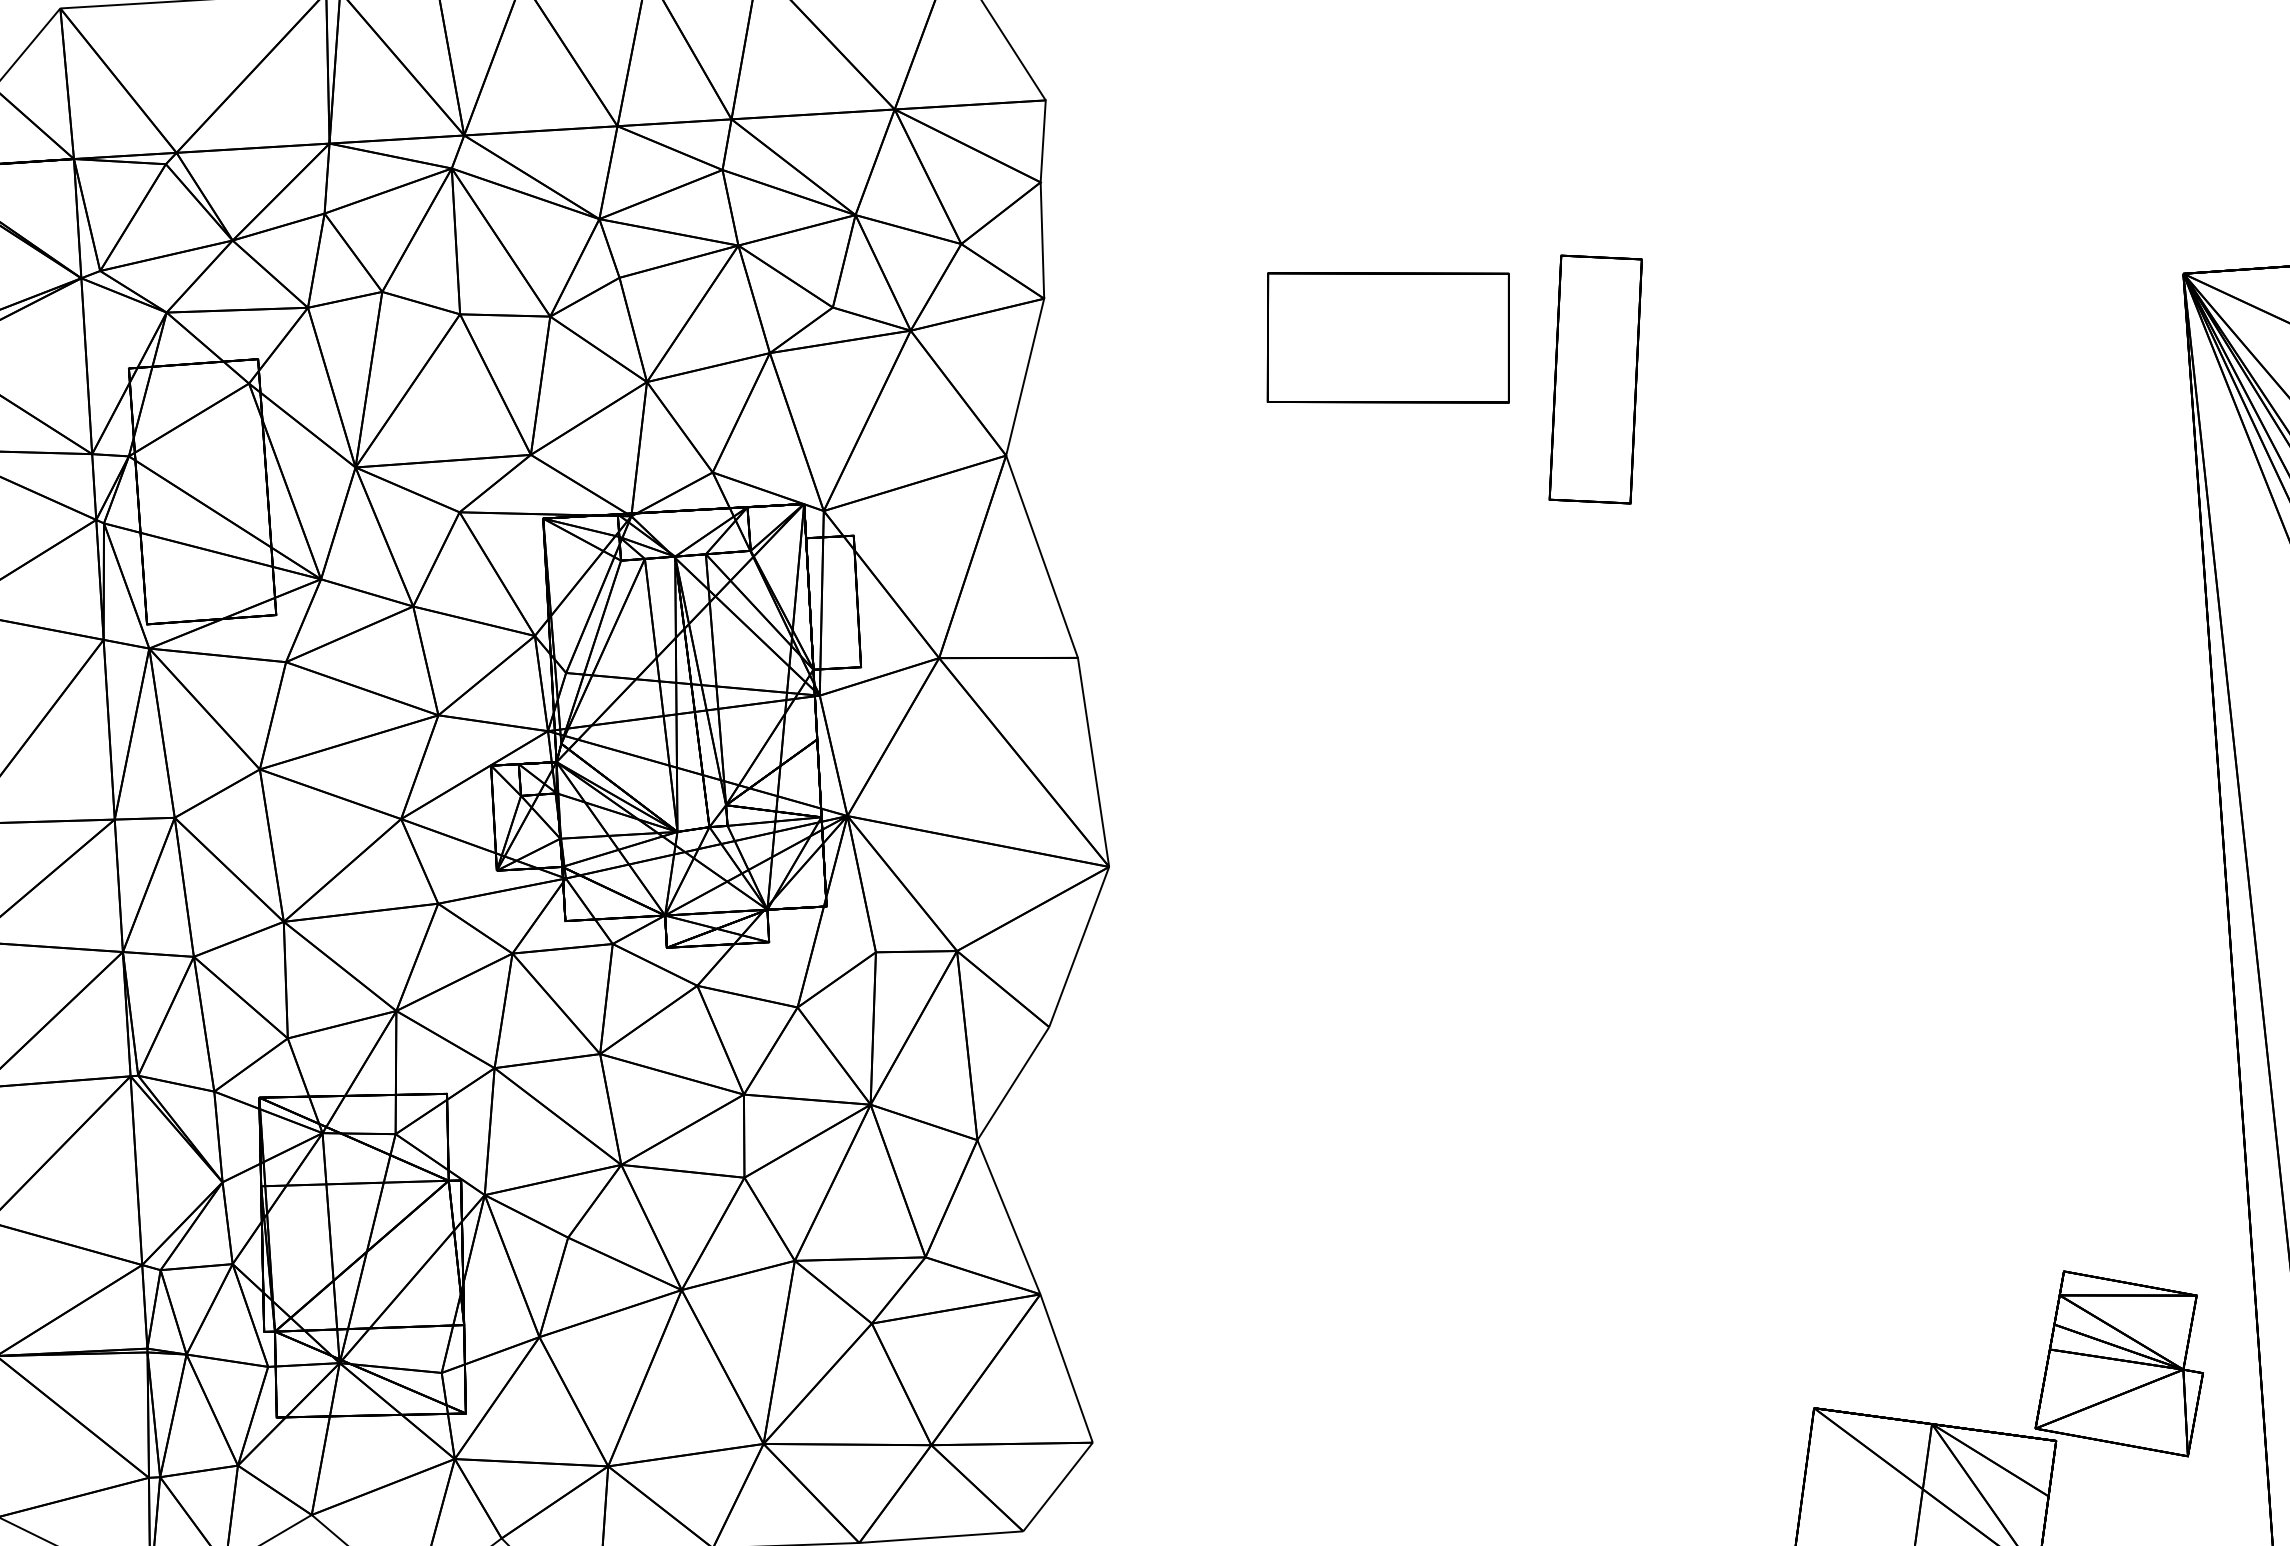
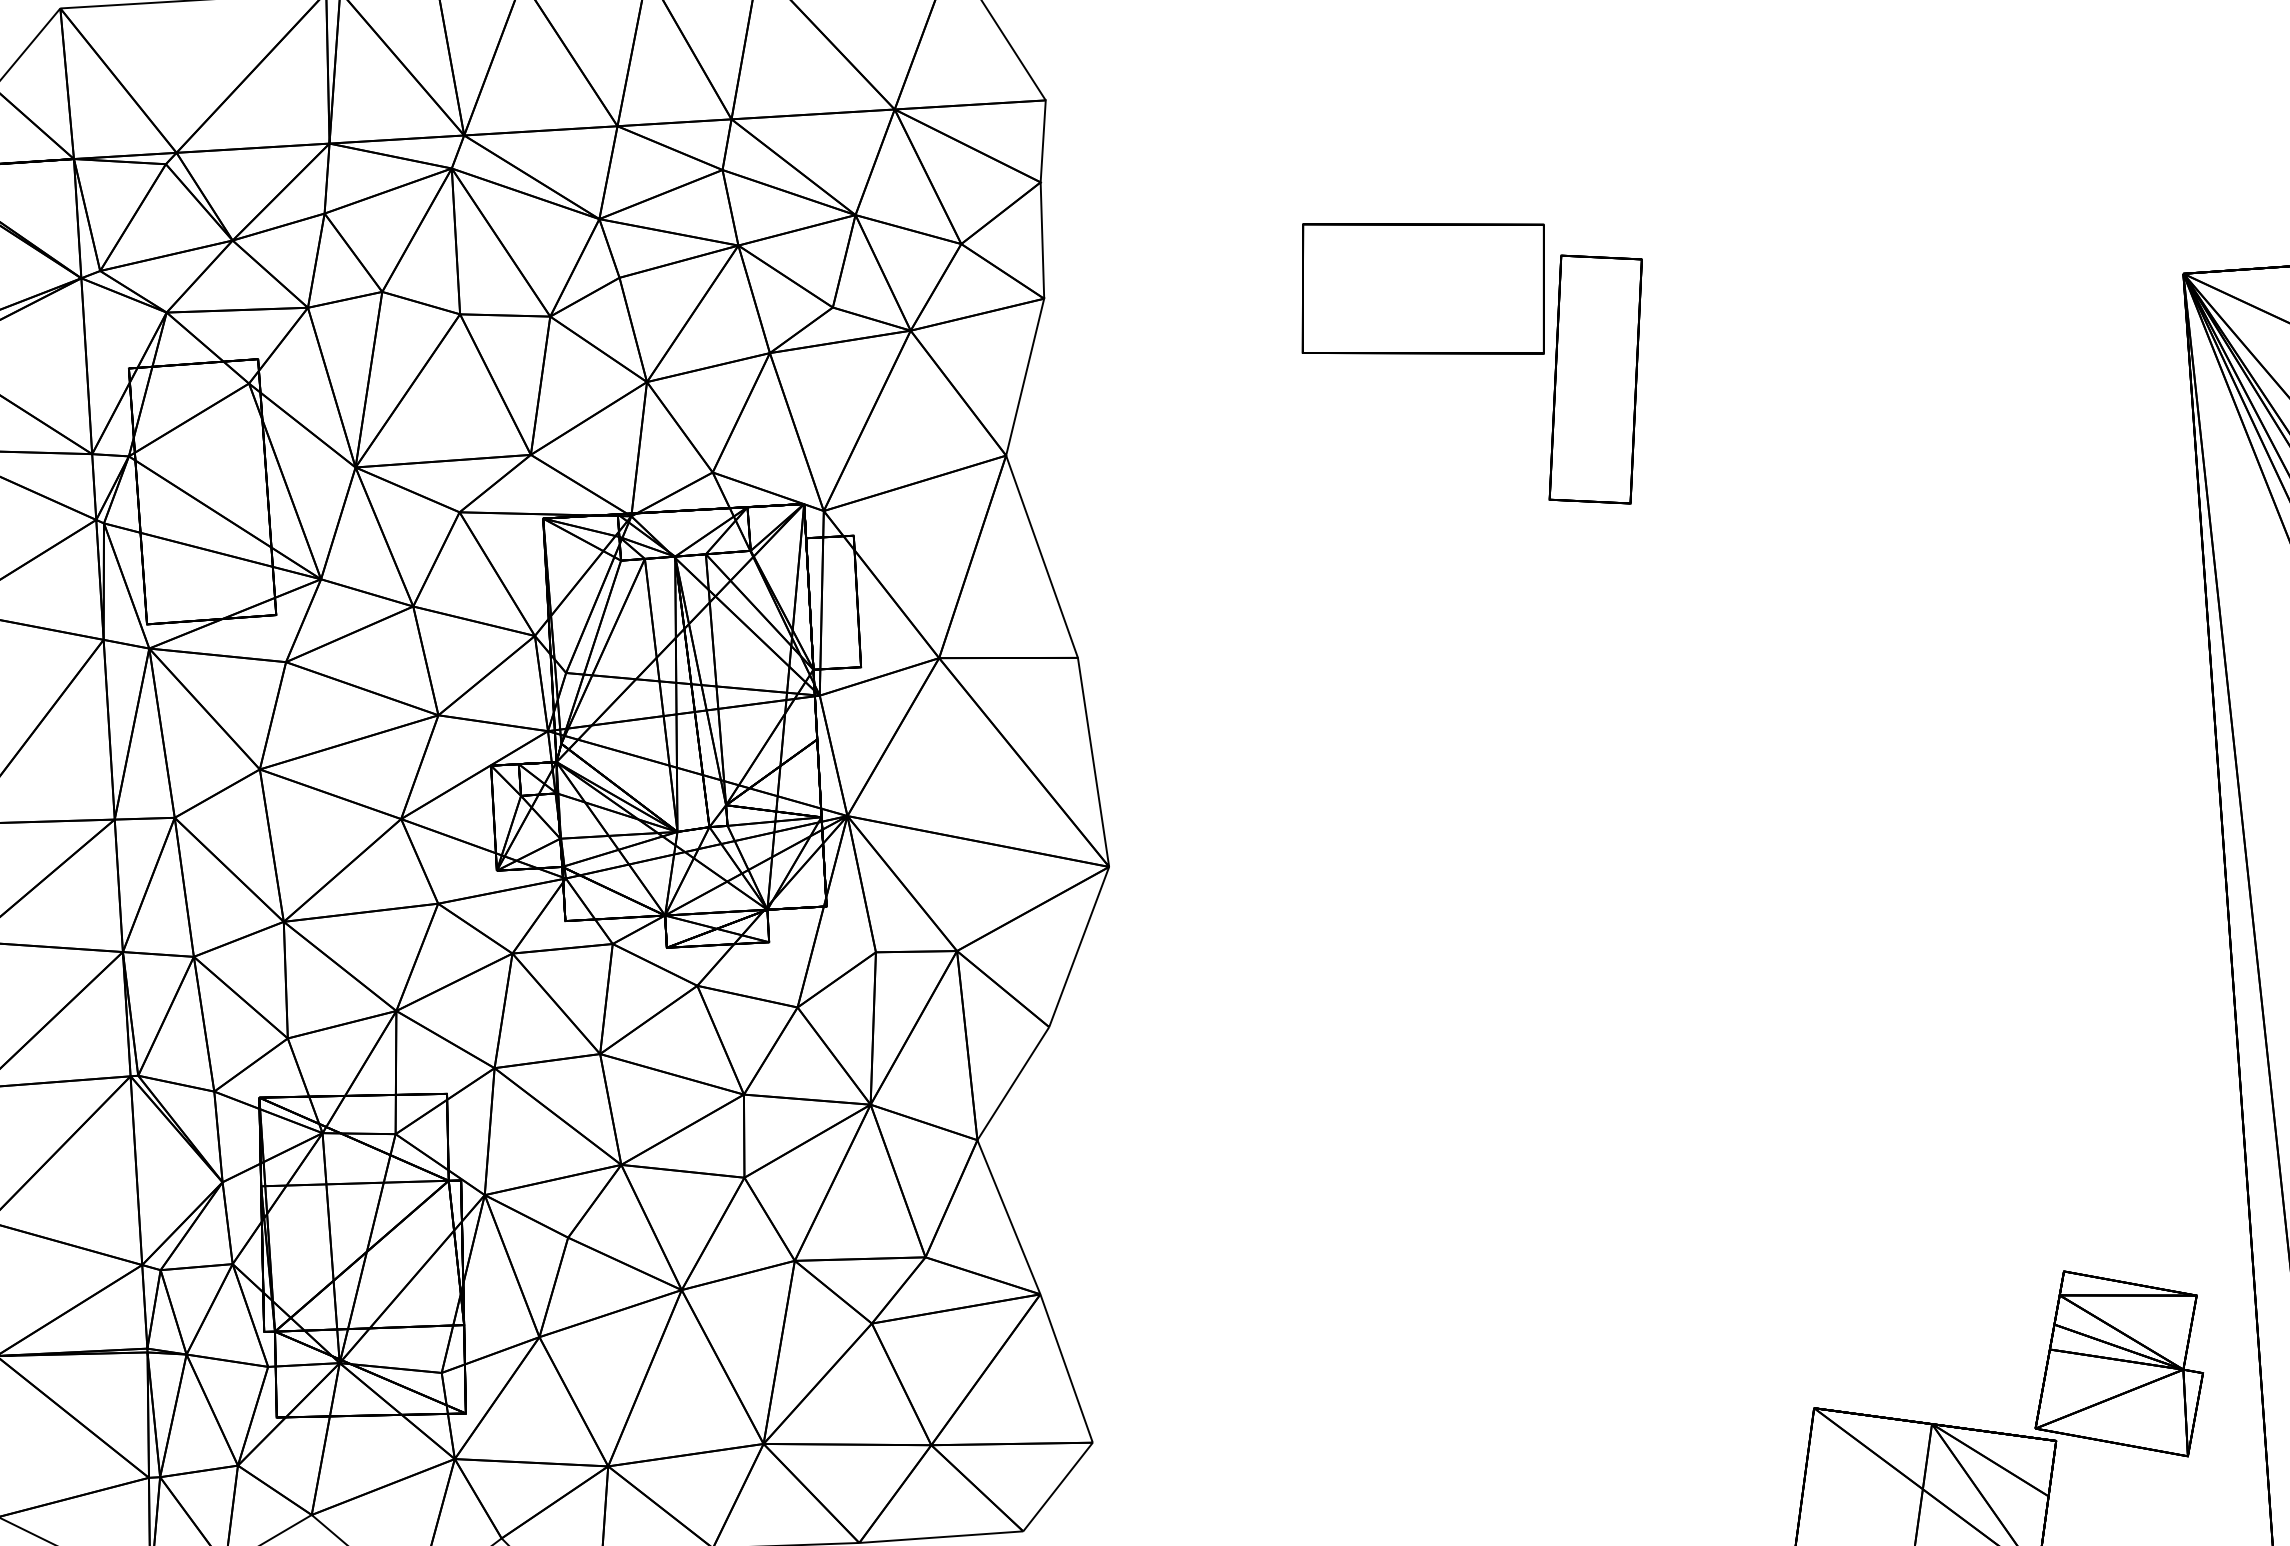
part position: (1387, 337) -> (1422, 288) (1422, 288)
